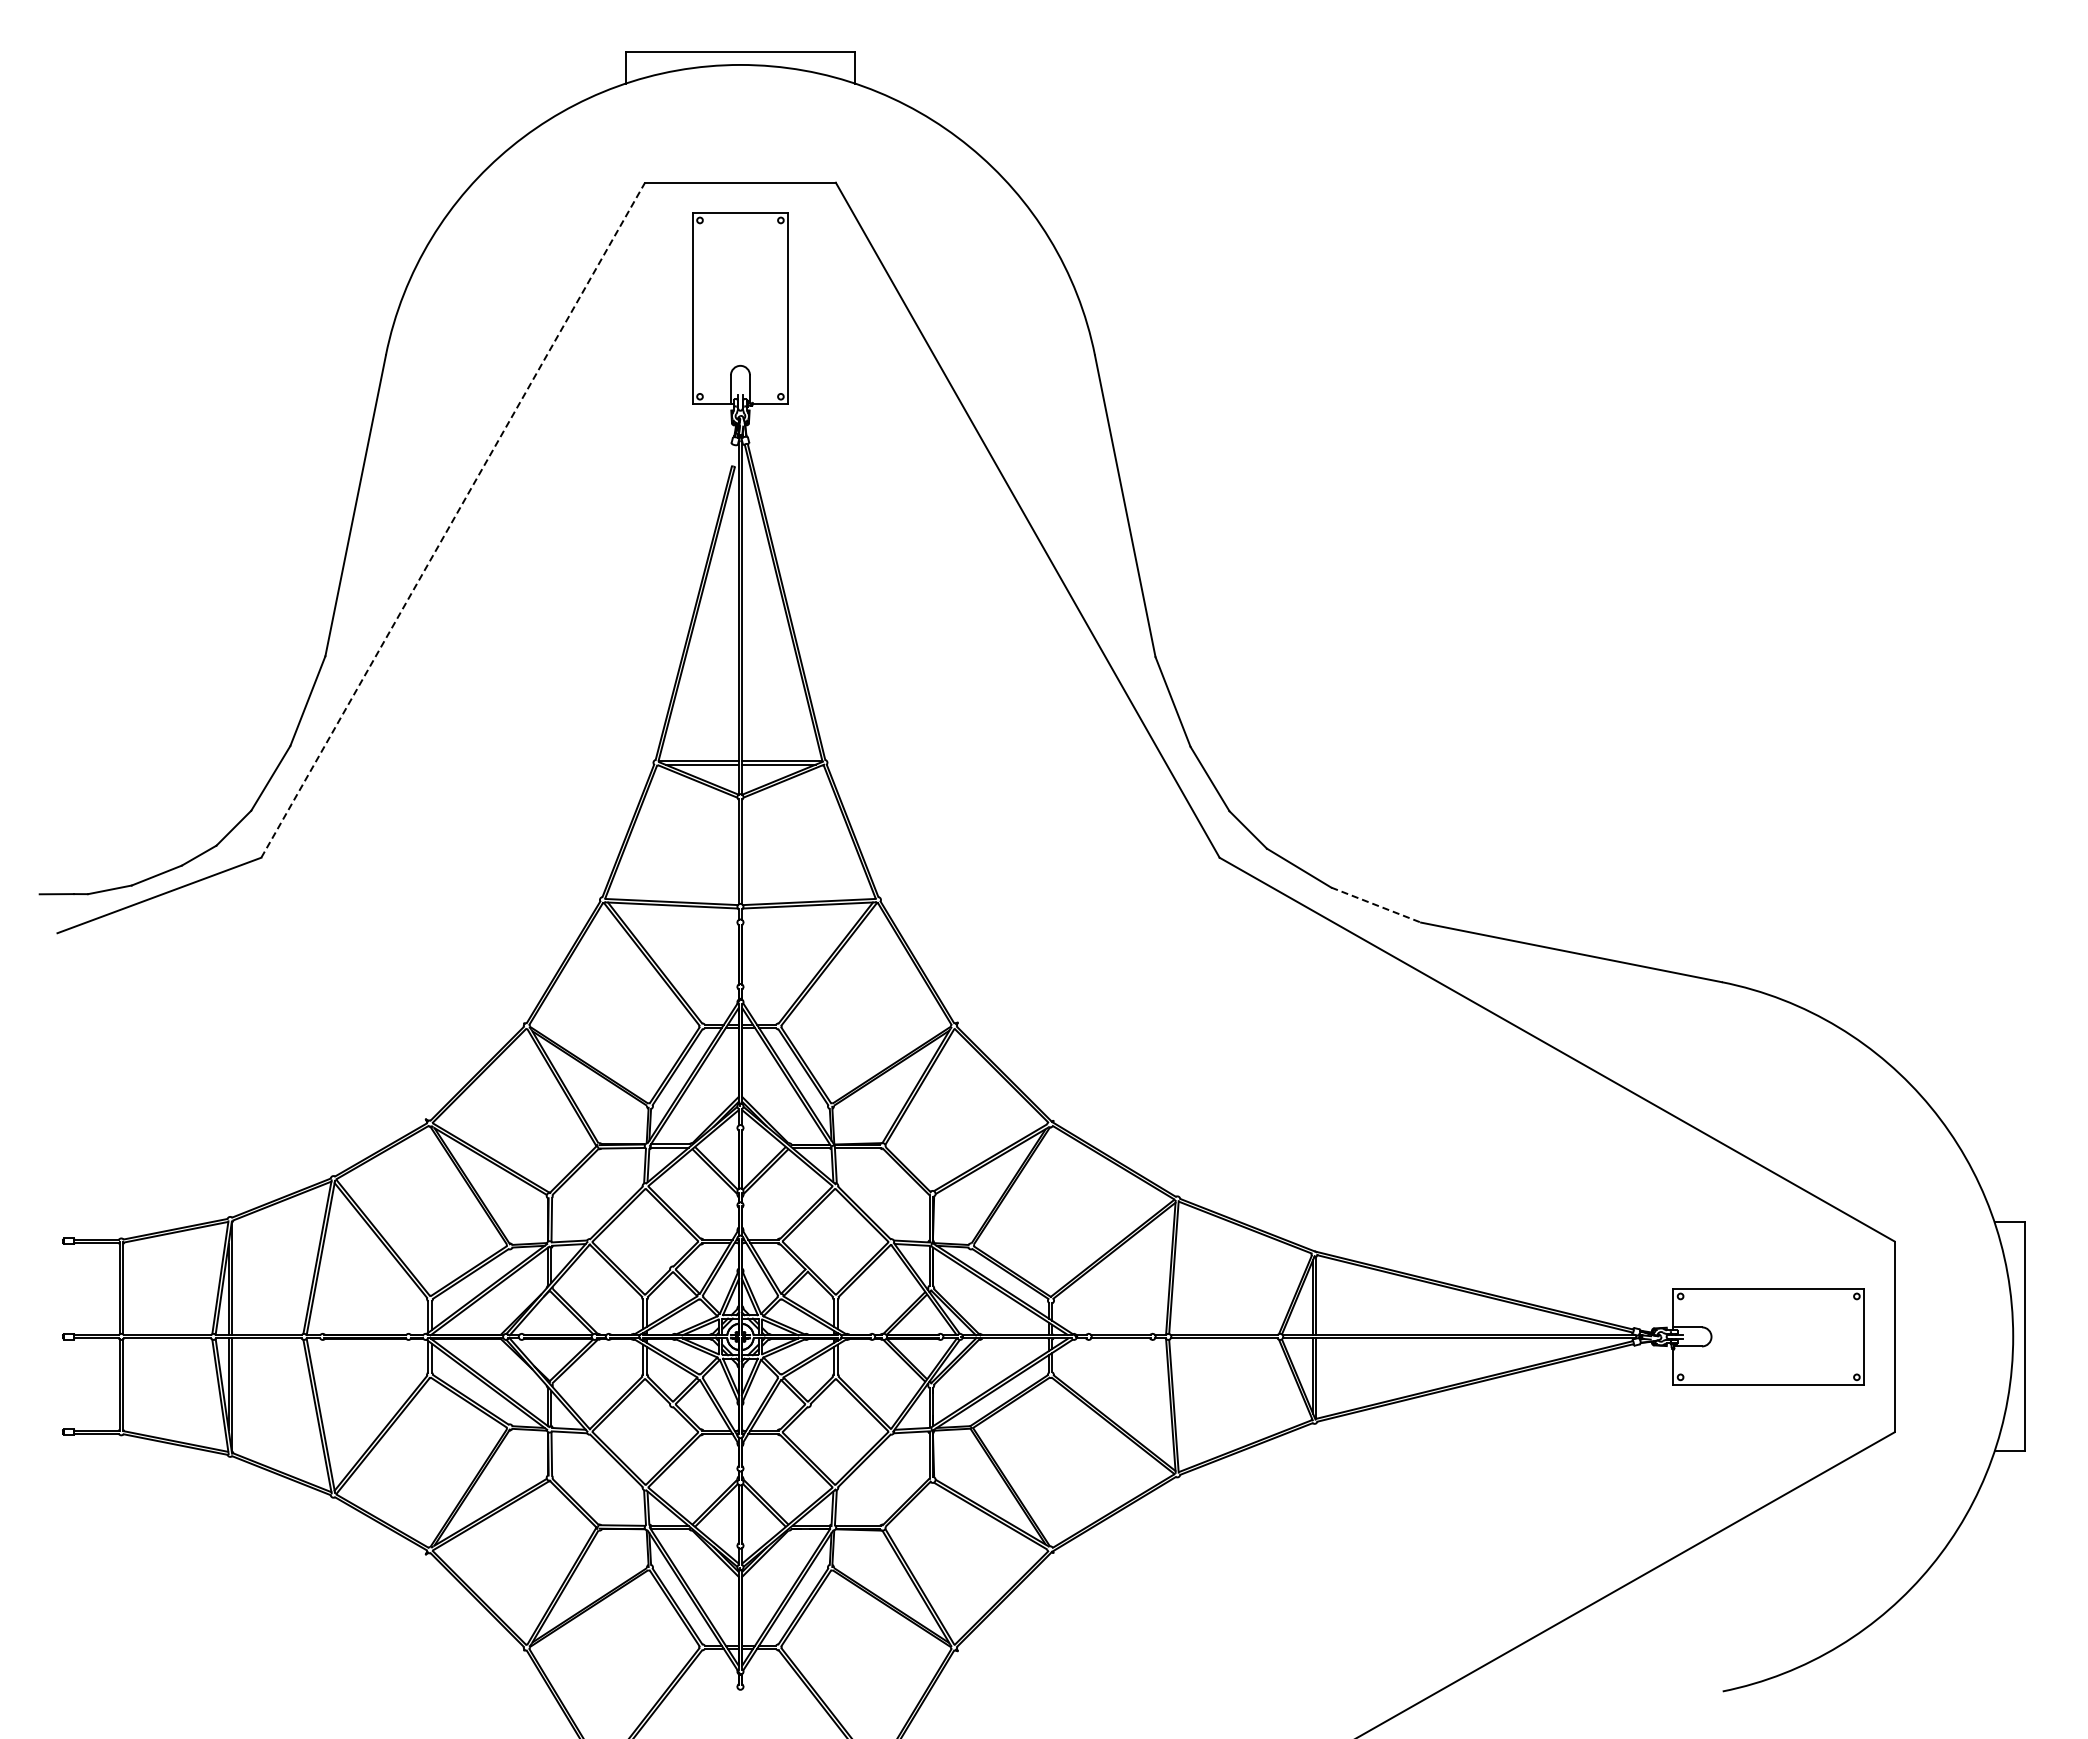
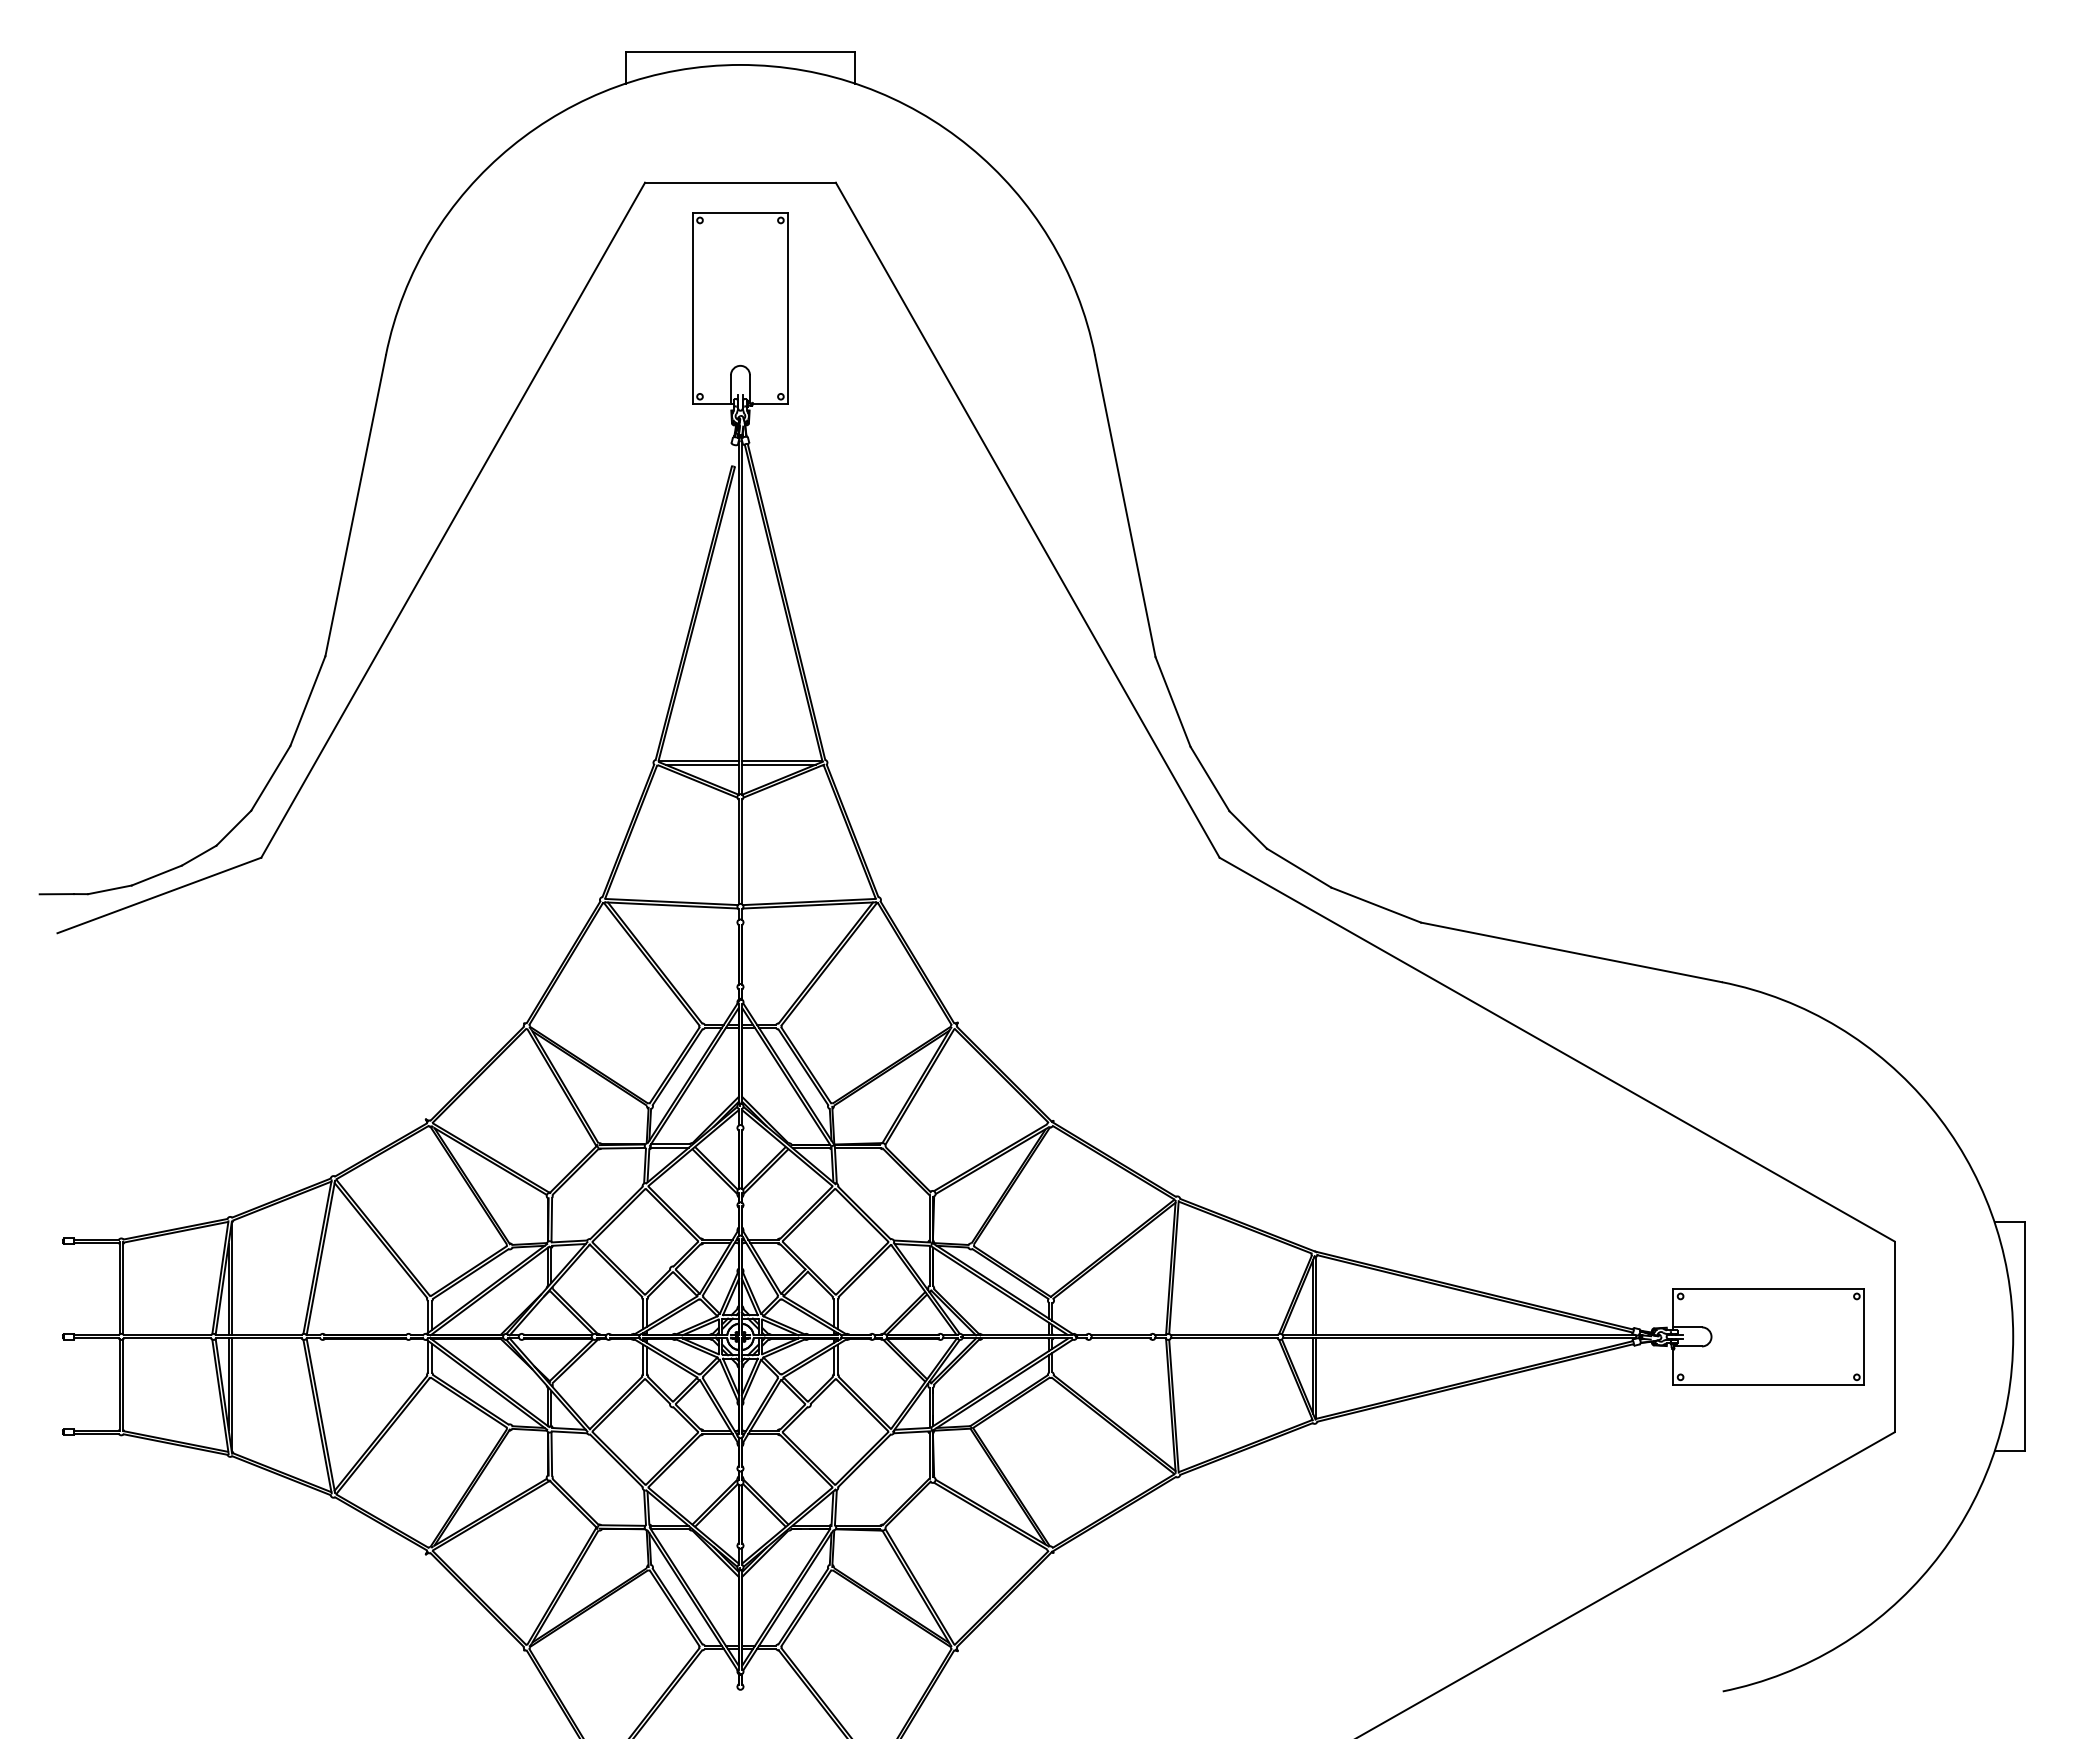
line: dashed -> solid (453, 519)
line: dashed -> solid (1376, 905)
